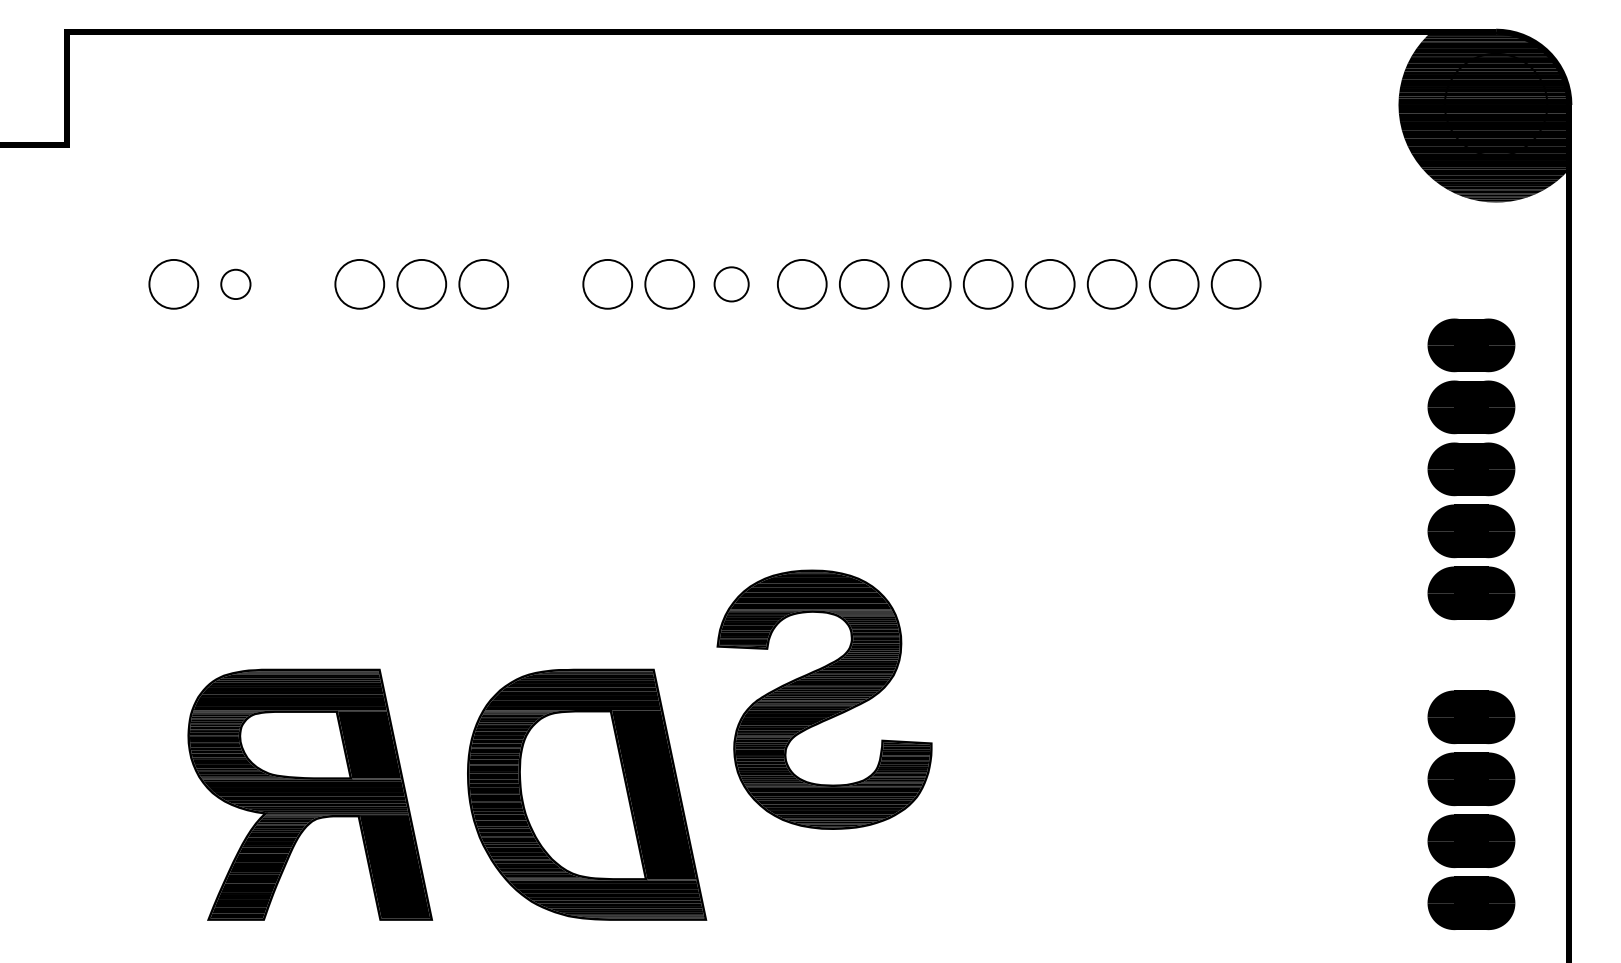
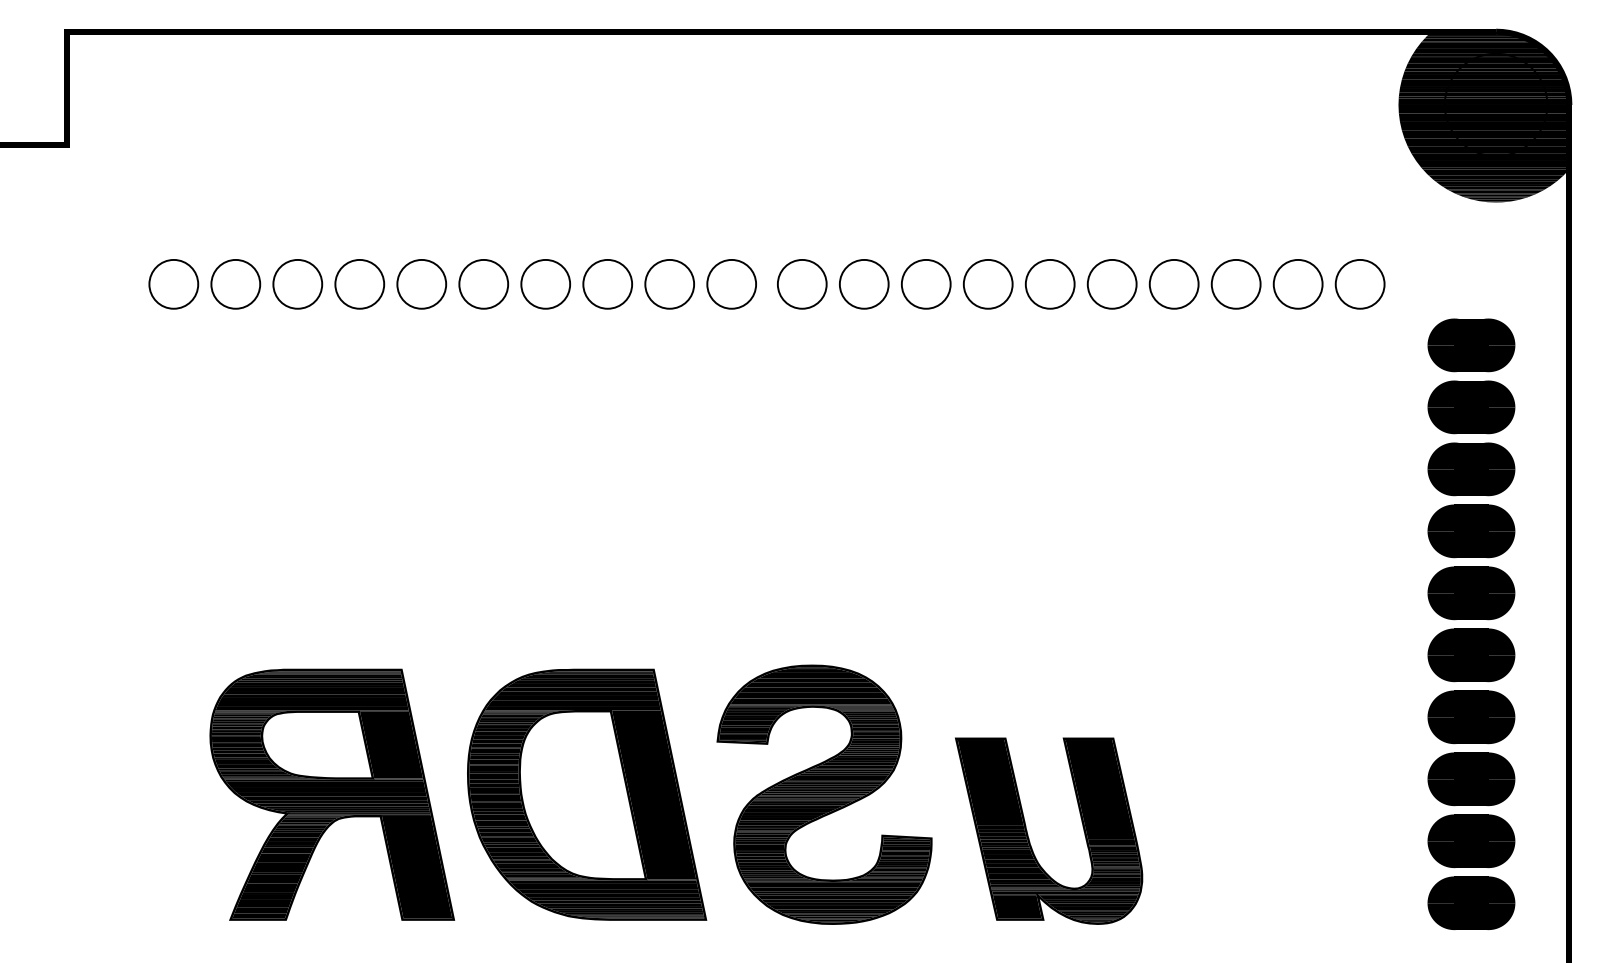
part size: 32x32 px -> 52x51 px (235, 284)
part: none -> present (297, 284)
part: none -> present (545, 284)
part size: 37x37 px -> 51x51 px (731, 284)
part: none -> present (1297, 284)
part: none -> present (1359, 284)
part: none -> present (1471, 655)
part position: (824, 699) -> (824, 794) (824, 794)
part position: (310, 794) -> (332, 794) (332, 794)
part: none -> present (1028, 834)
